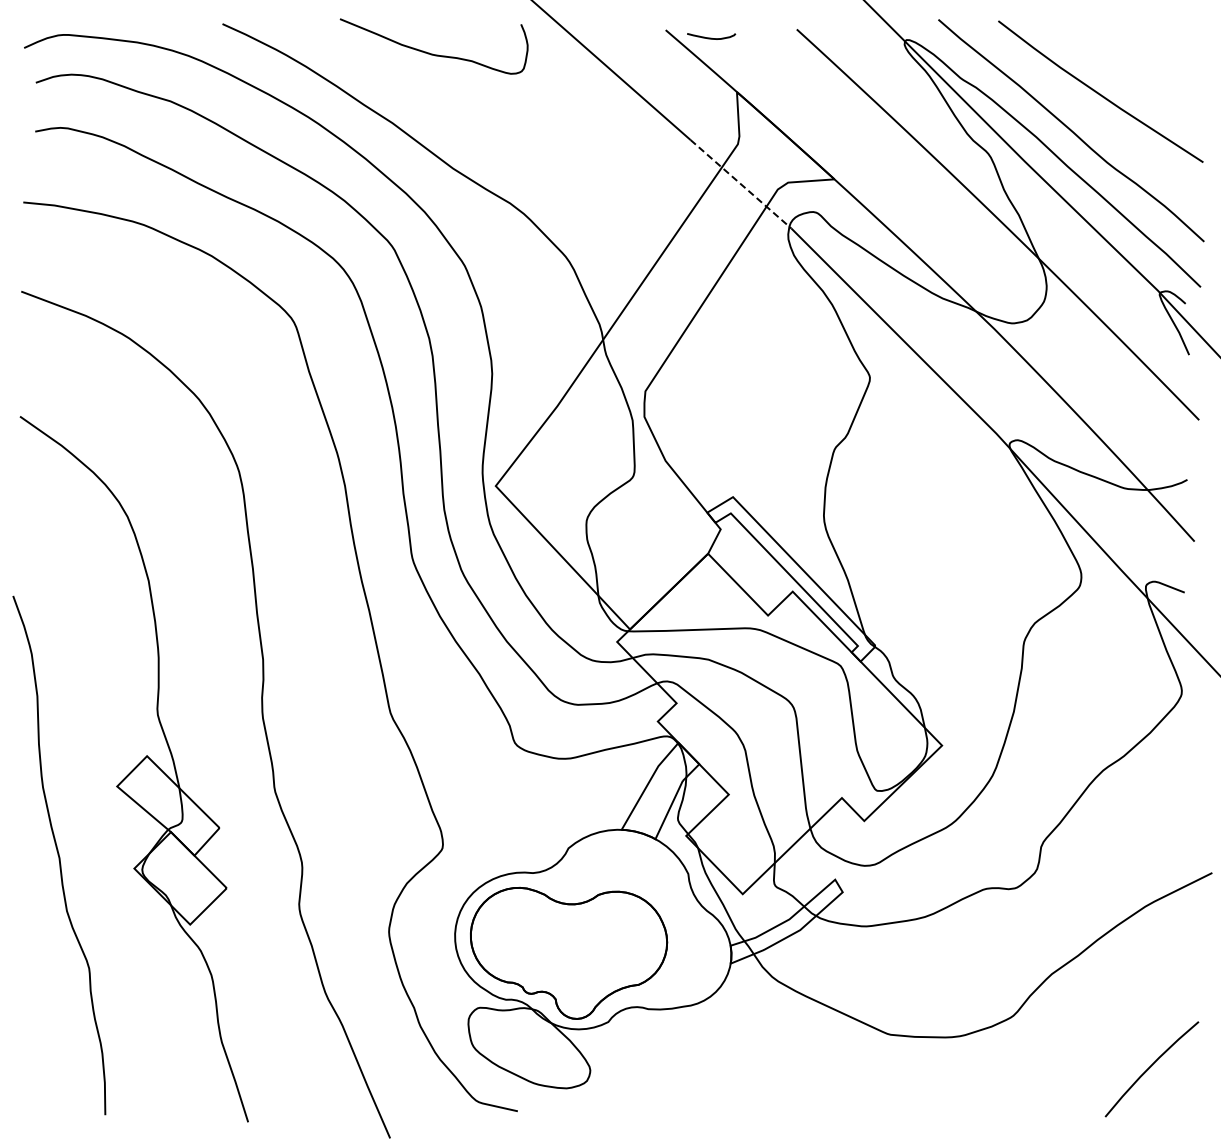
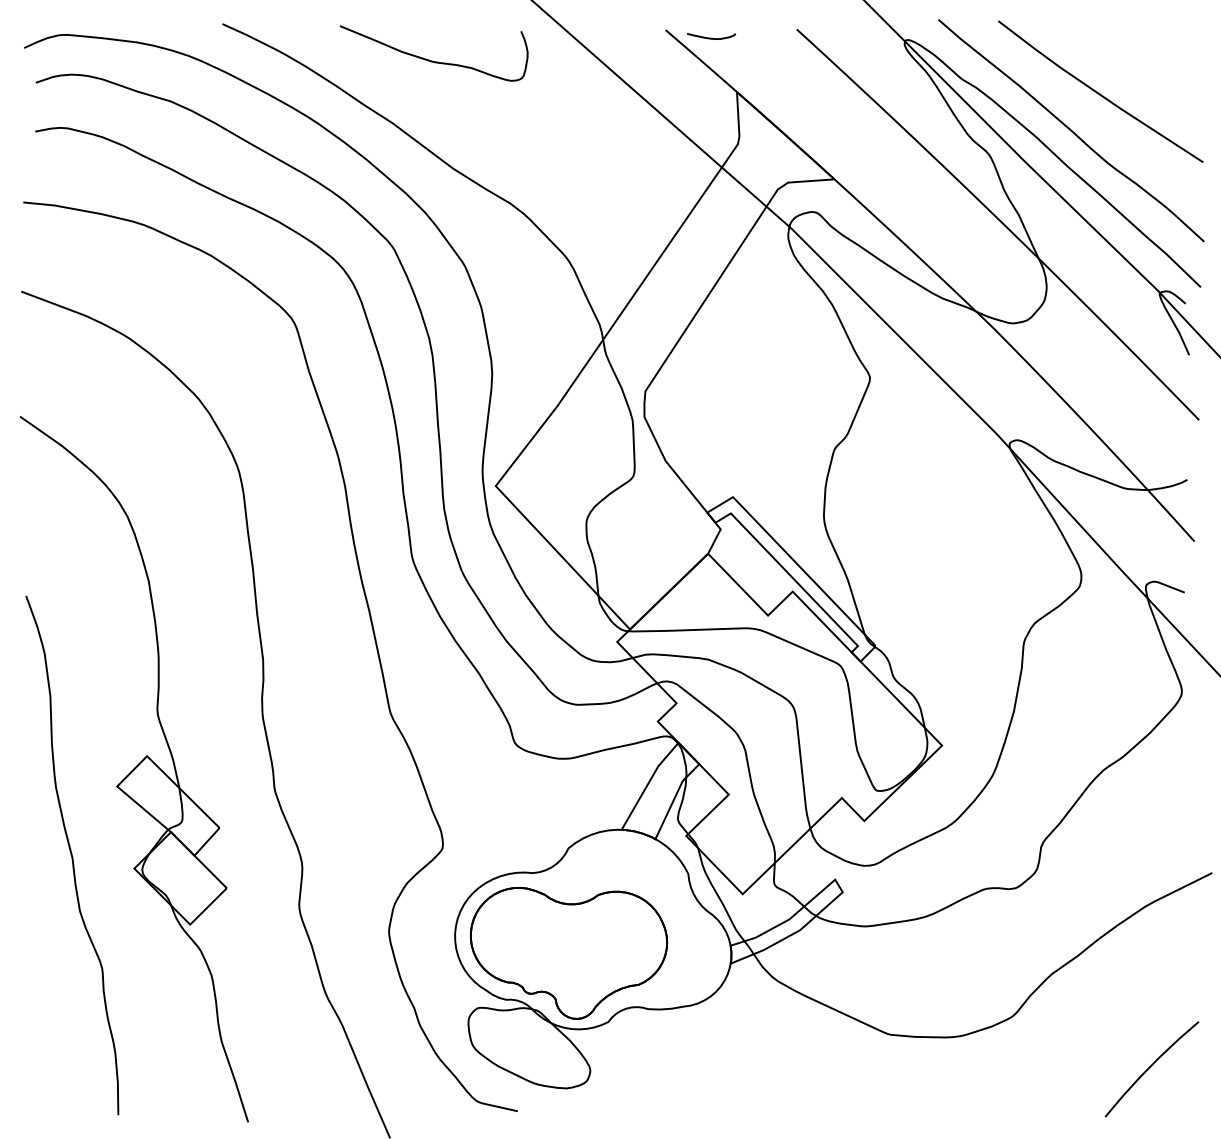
curve position: (432, 53) -> (432, 60) (432, 60)
line: dashed -> solid (741, 184)
curve position: (59, 855) -> (72, 855) (72, 855)
